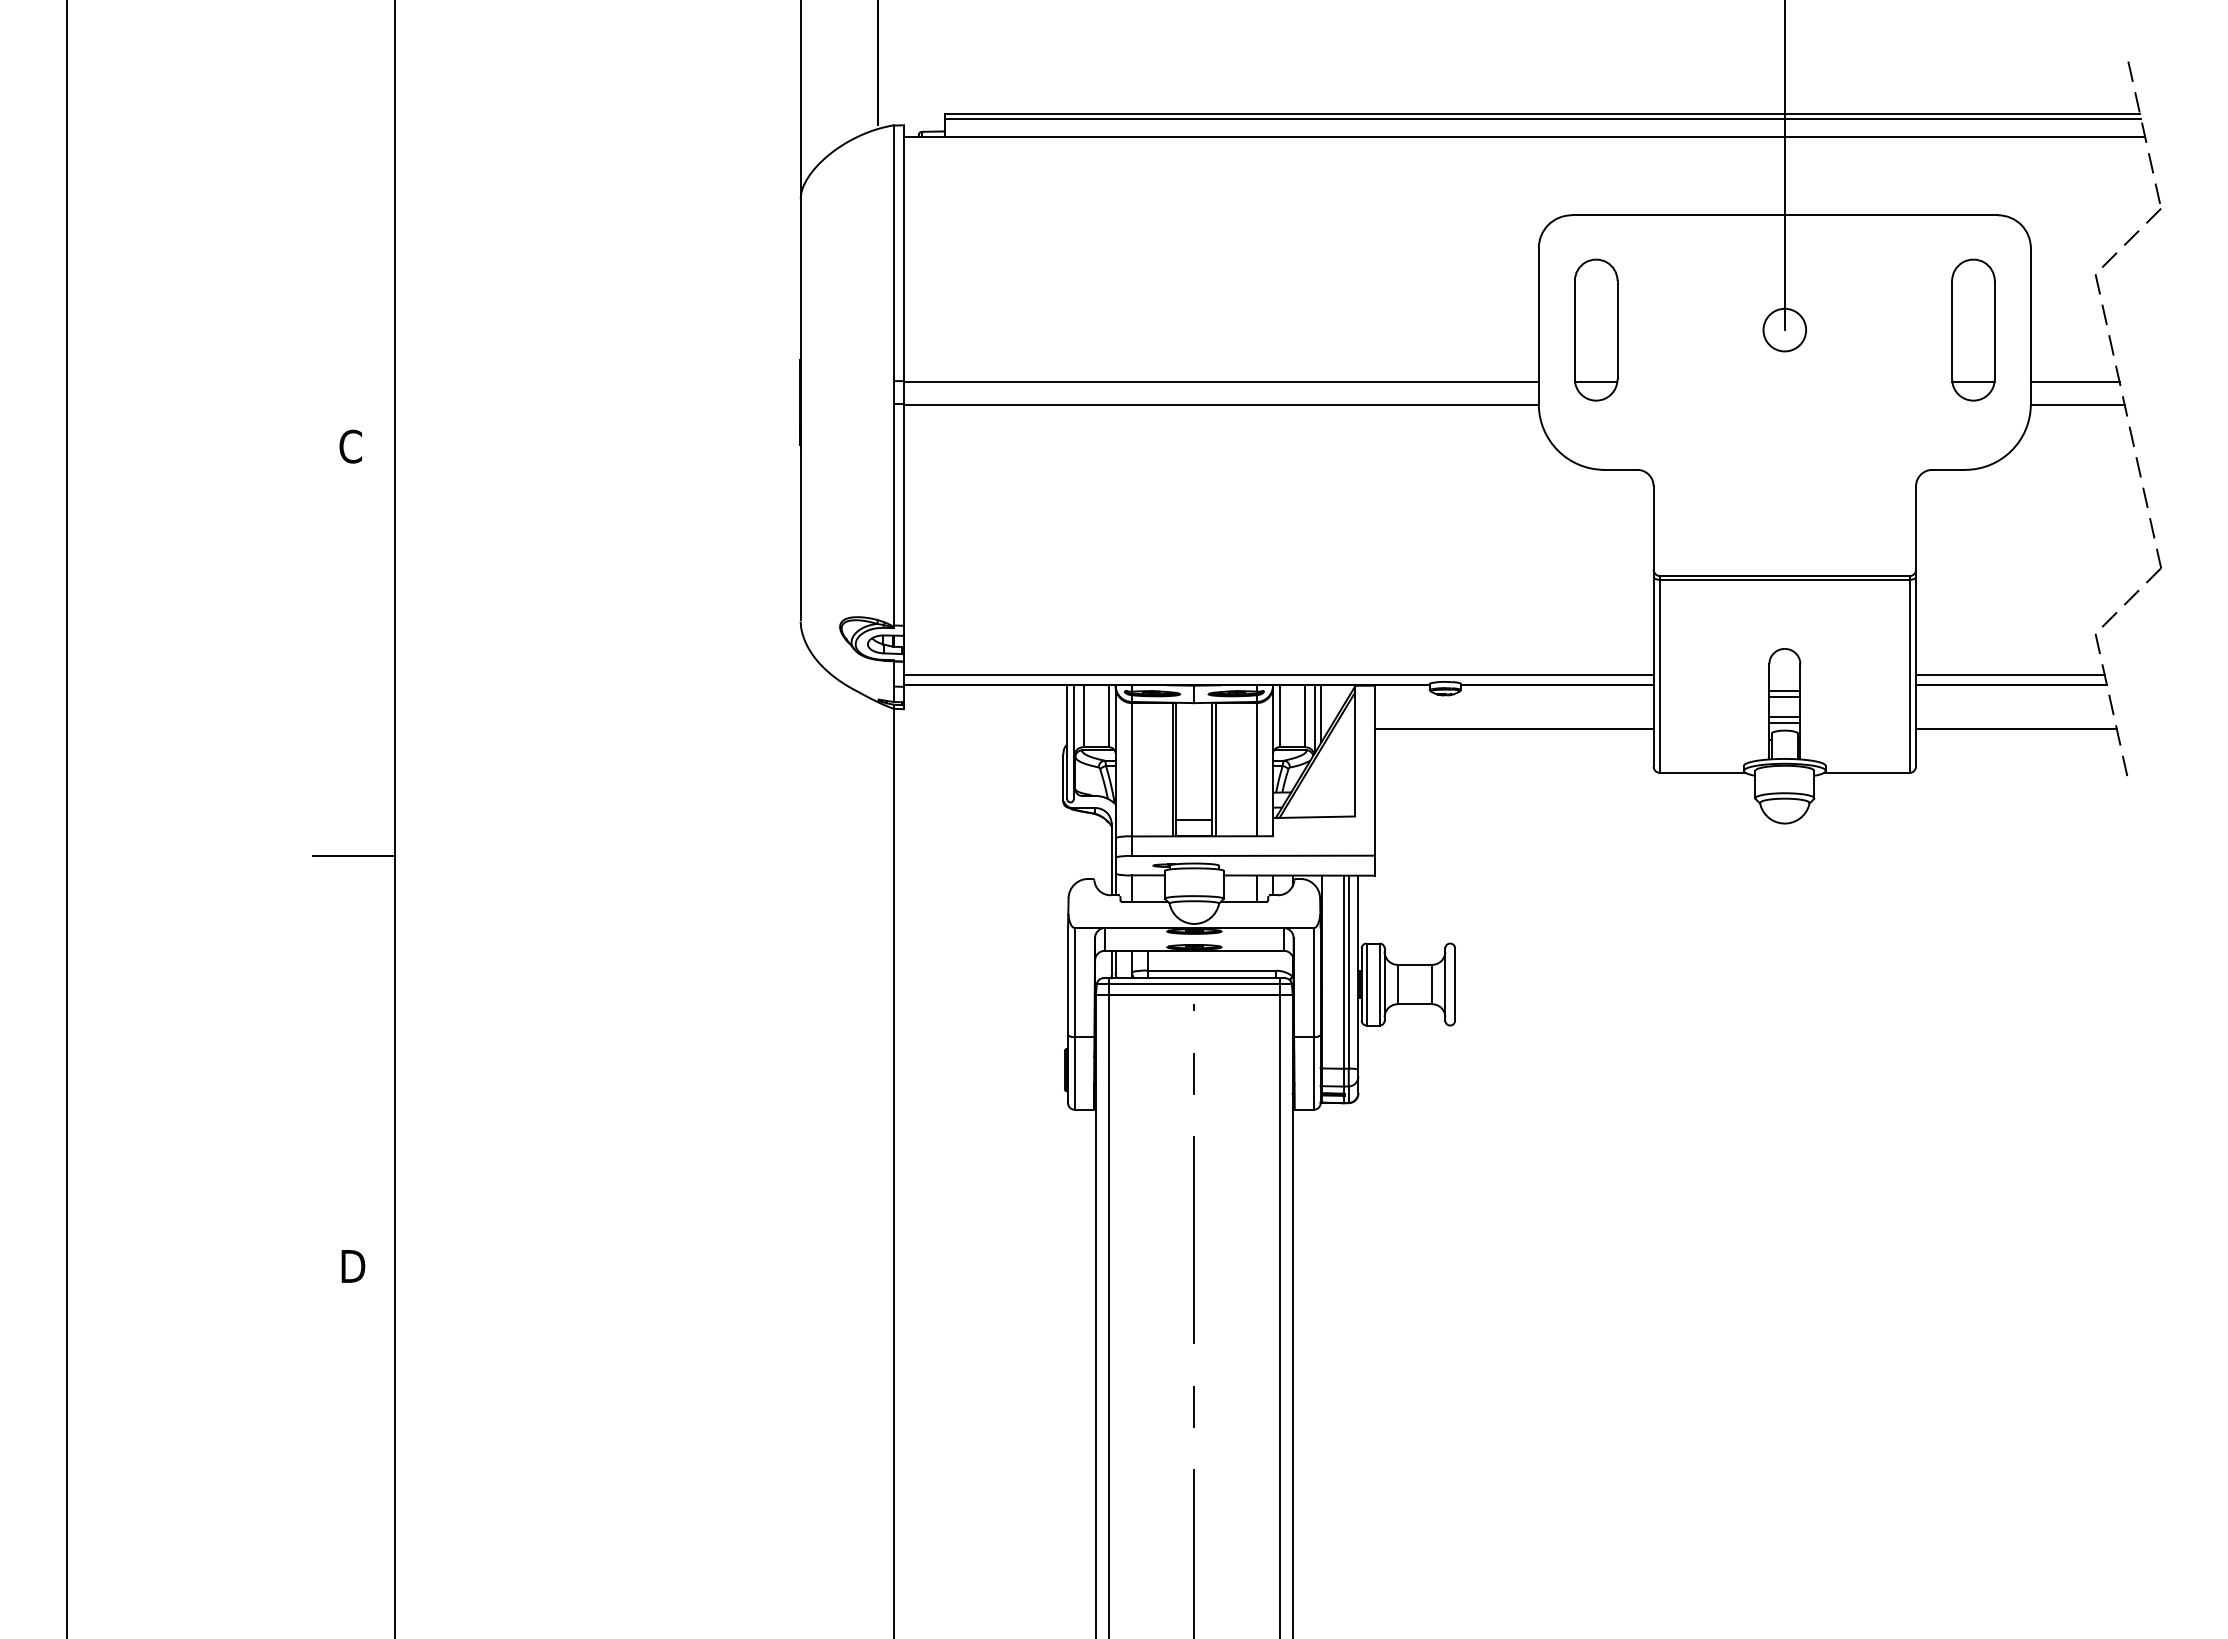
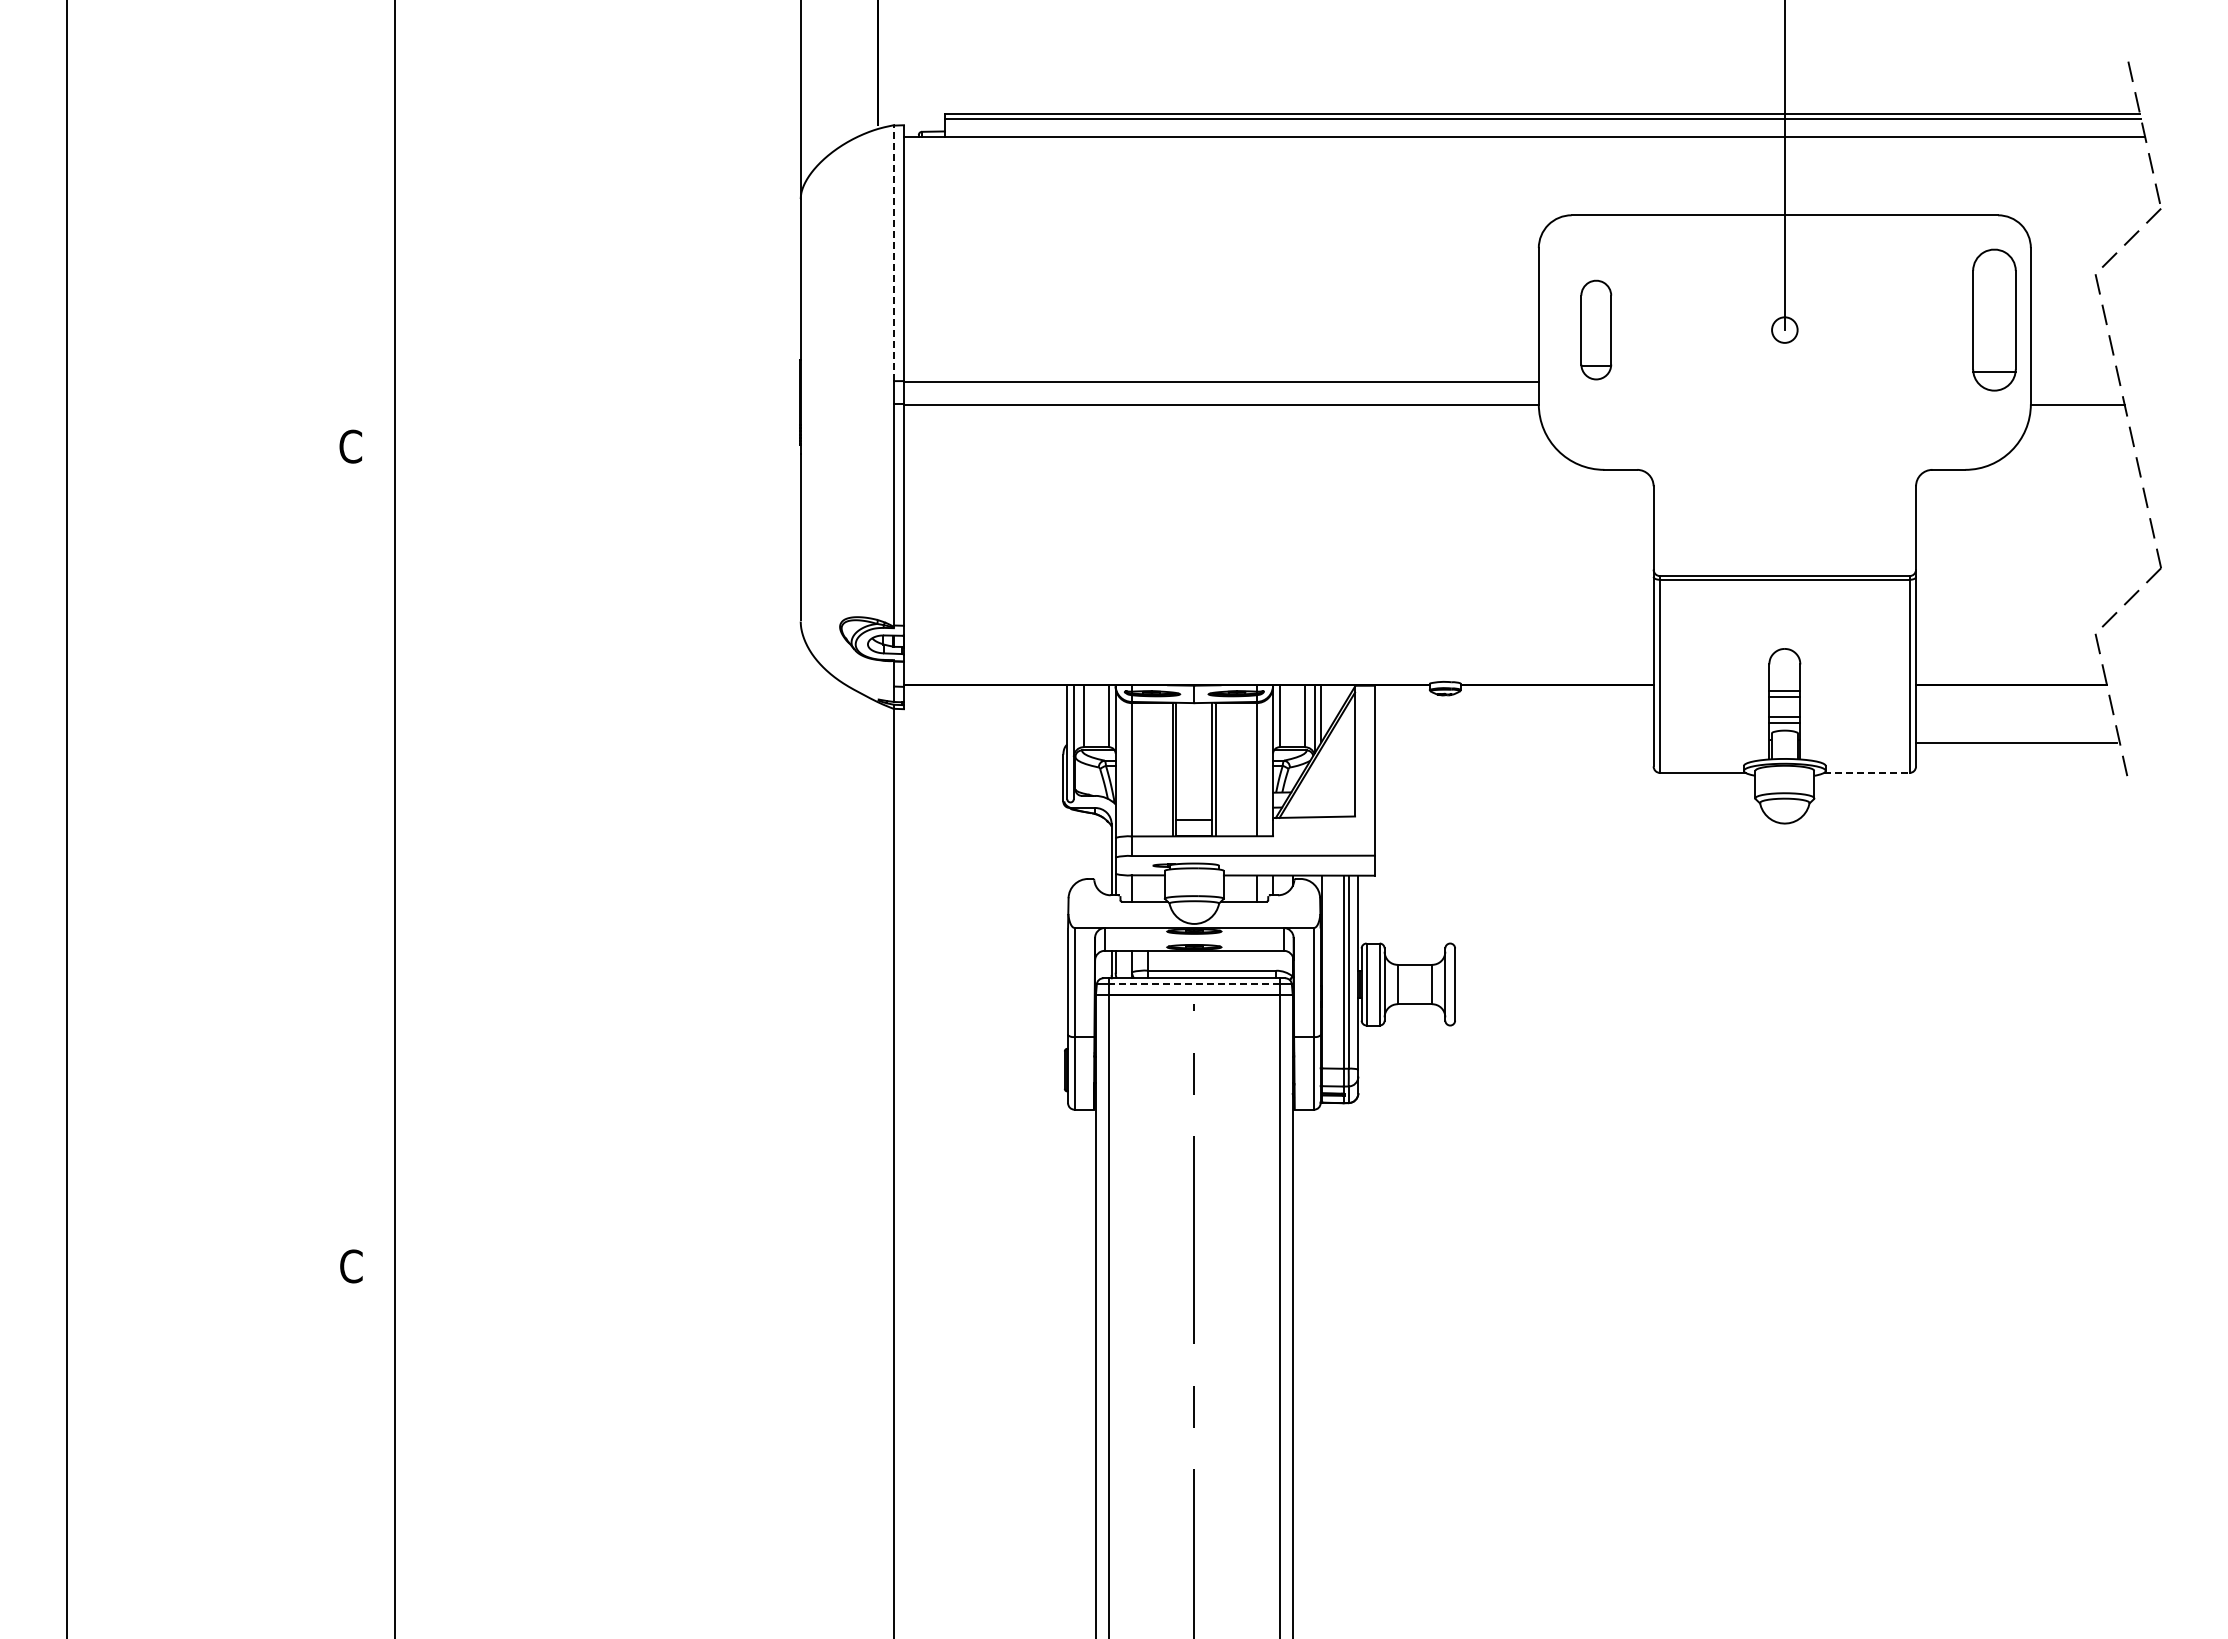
line: solid -> dashed (894, 253)
part size: 45x144 px -> 33x102 px (1596, 329)
circle diameter: 43 px -> 26 px (1784, 329)
part position: (1973, 329) -> (1994, 319) (1994, 319)
line: present -> none (2074, 382)
line: present -> none (1278, 675)
line: present -> none (2010, 675)
line: present -> none (1513, 728)
line position: (2016, 728) -> (2016, 742) (2016, 742)
line: solid -> dashed (1866, 772)
line: present -> none (353, 856)
line: solid -> dashed (1193, 984)
text: D -> C (352, 1266)
